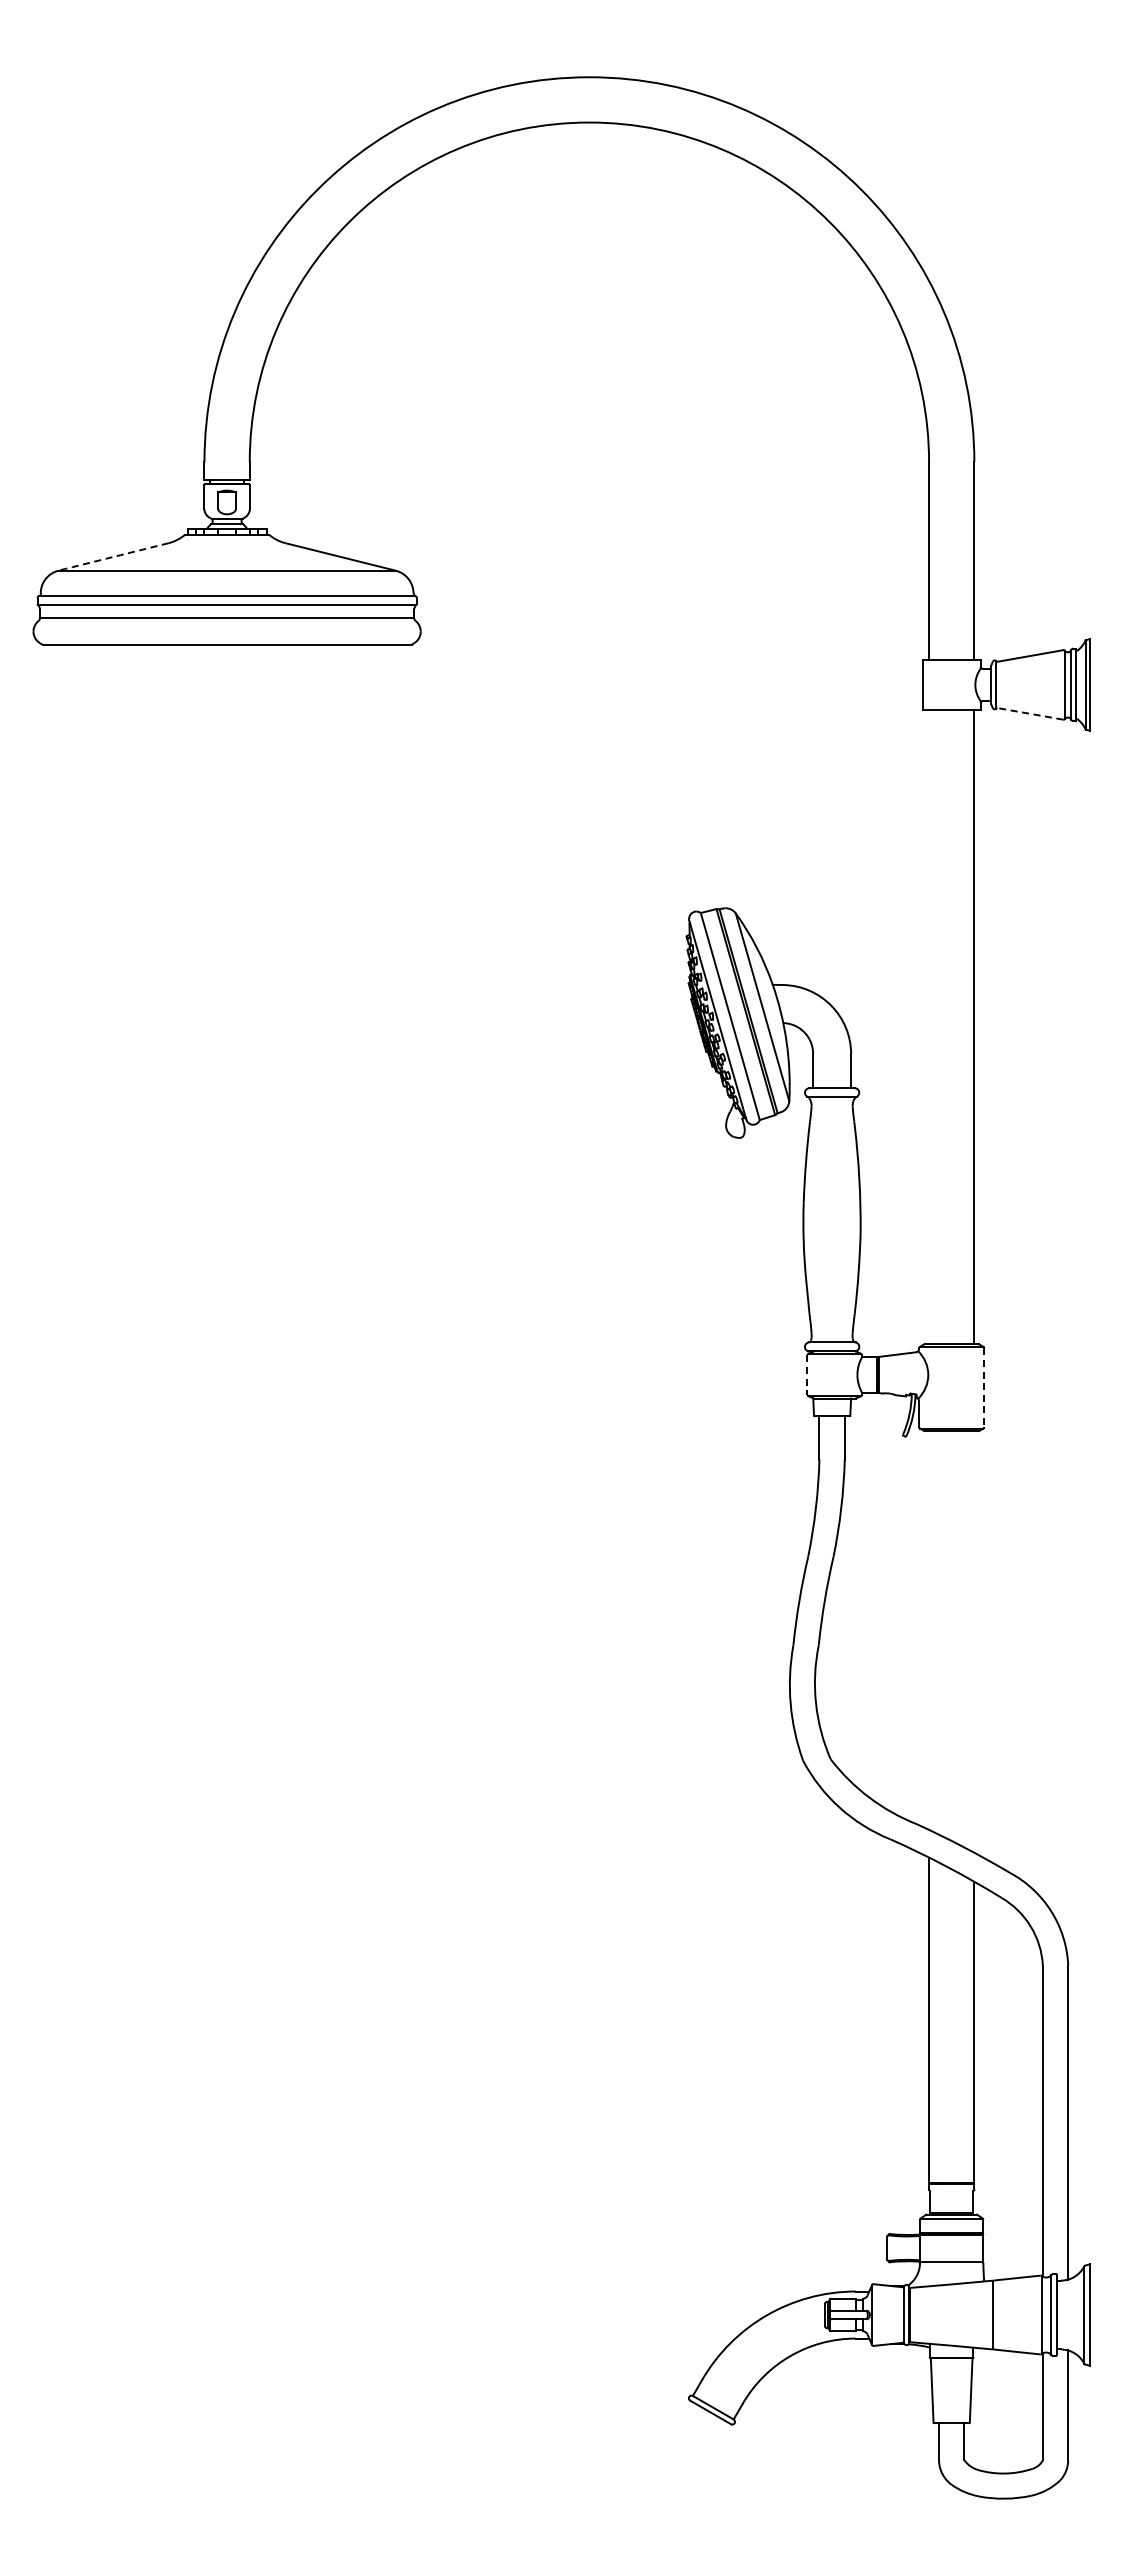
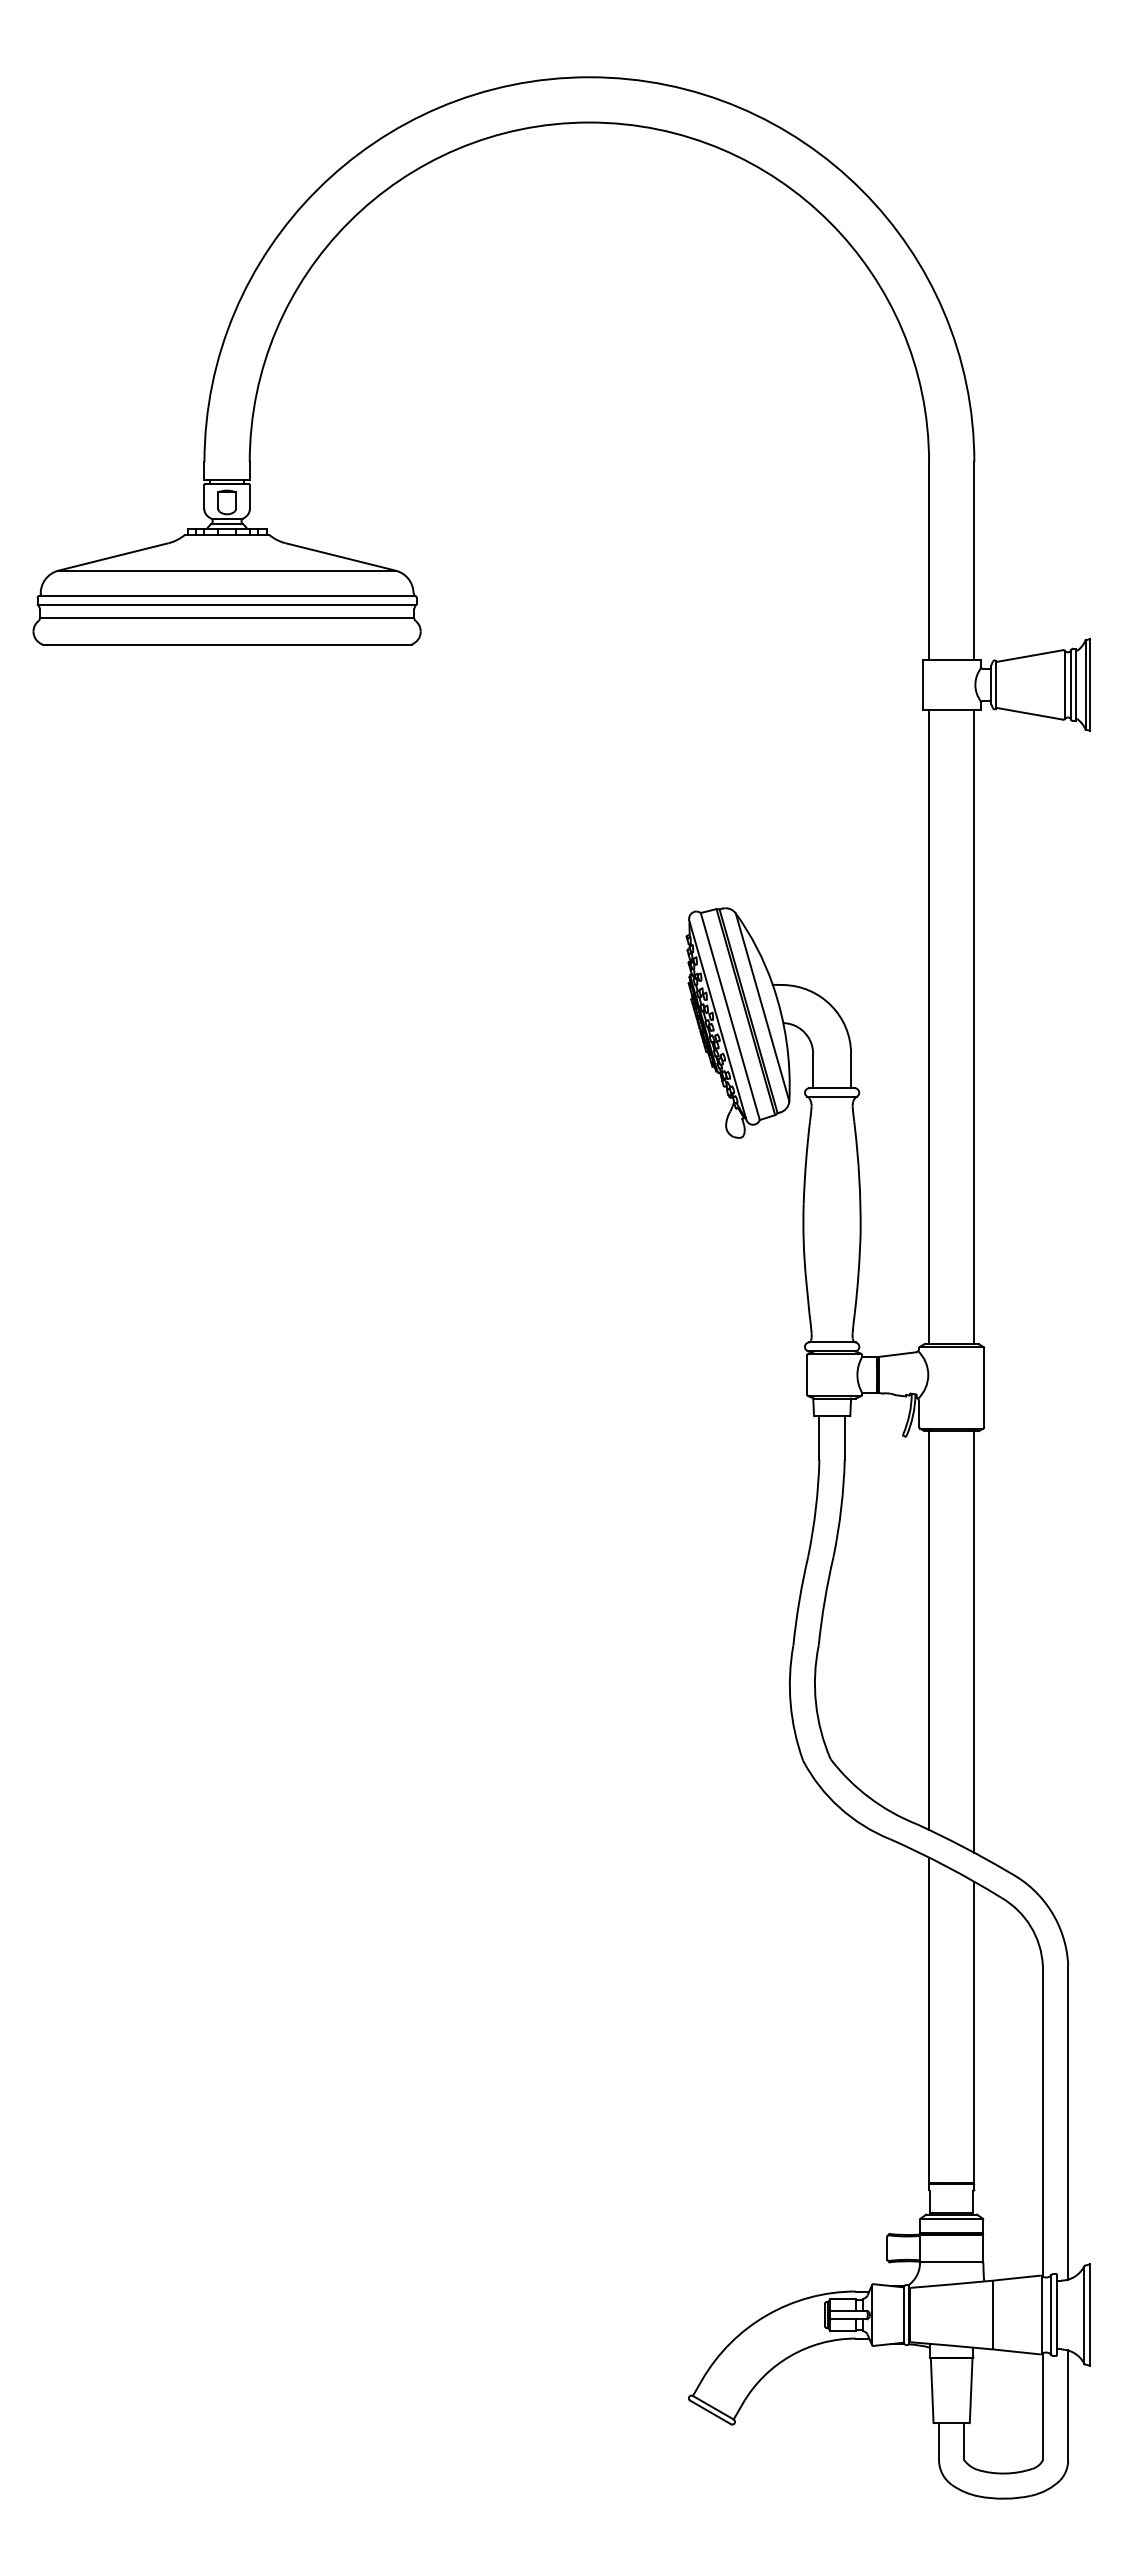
arc: dashed -> solid (113, 556)
line: dashed -> solid (1029, 713)
line: none -> present (929, 1027)
line: dashed -> solid (807, 1375)
line: dashed -> solid (984, 1388)
line: none -> present (929, 1630)
line: none -> present (974, 1641)
